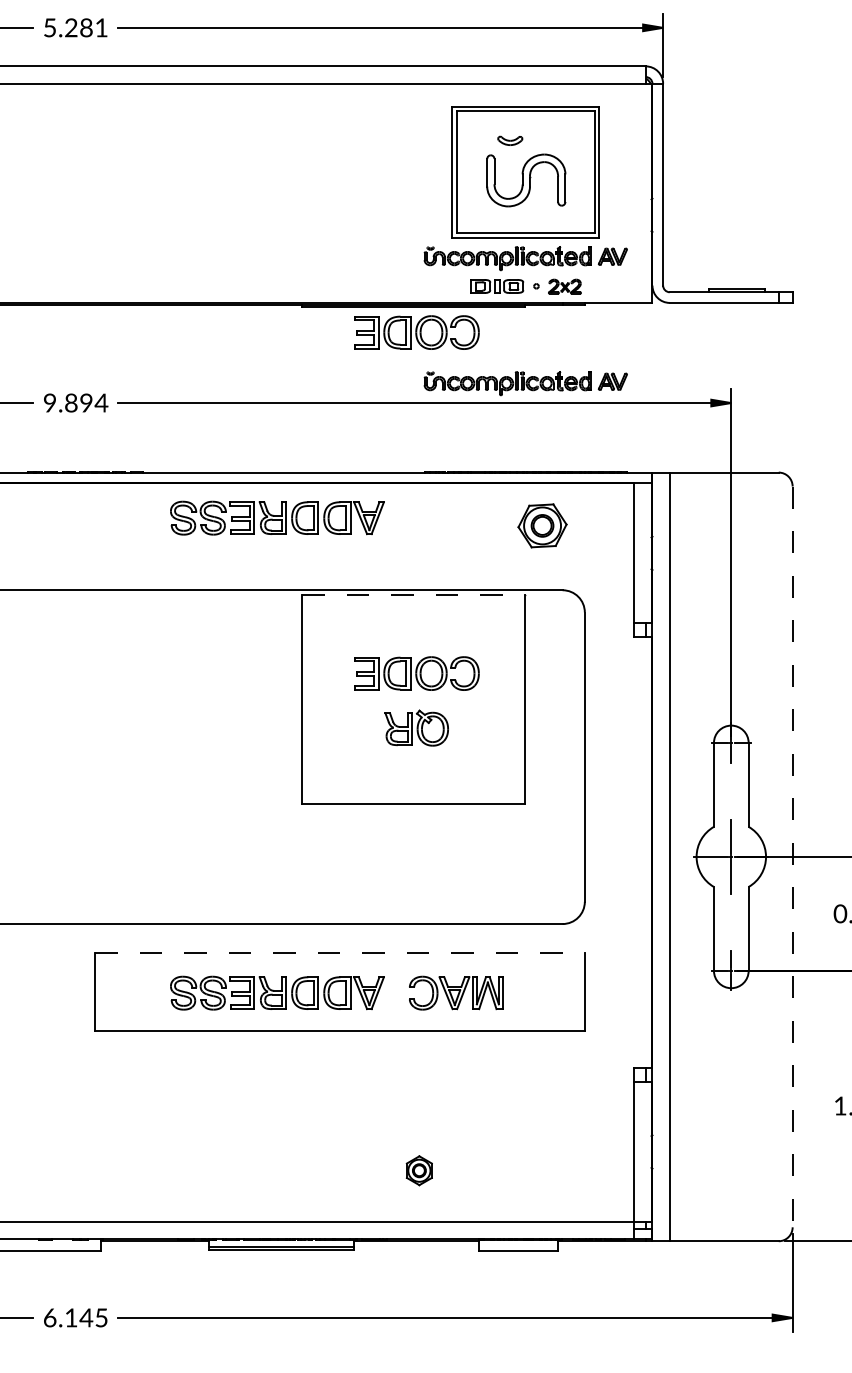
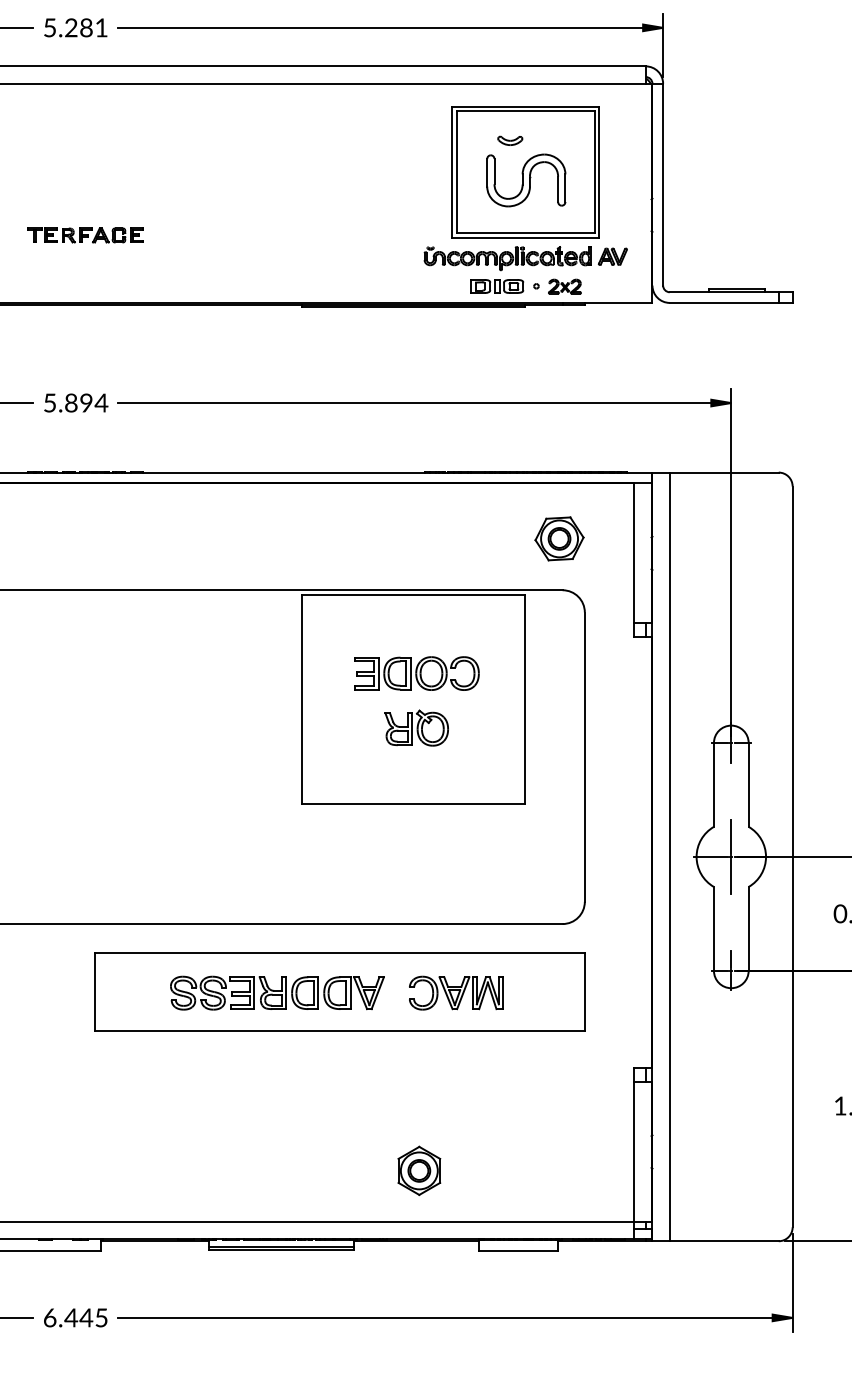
part: none -> present (85, 235)
part: present -> none (416, 332)
part: present -> none (525, 383)
text: 9.894 -> 5.894 (49, 402)
part: present -> none (277, 517)
part position: (542, 525) -> (559, 538) (559, 538)
line: dashed -> solid (414, 594)
line: dashed -> solid (792, 857)
line: dashed -> solid (340, 953)
part size: 28x32 px -> 45x51 px (419, 1170)
text: 6.145 -> 6.445 (71, 1317)
